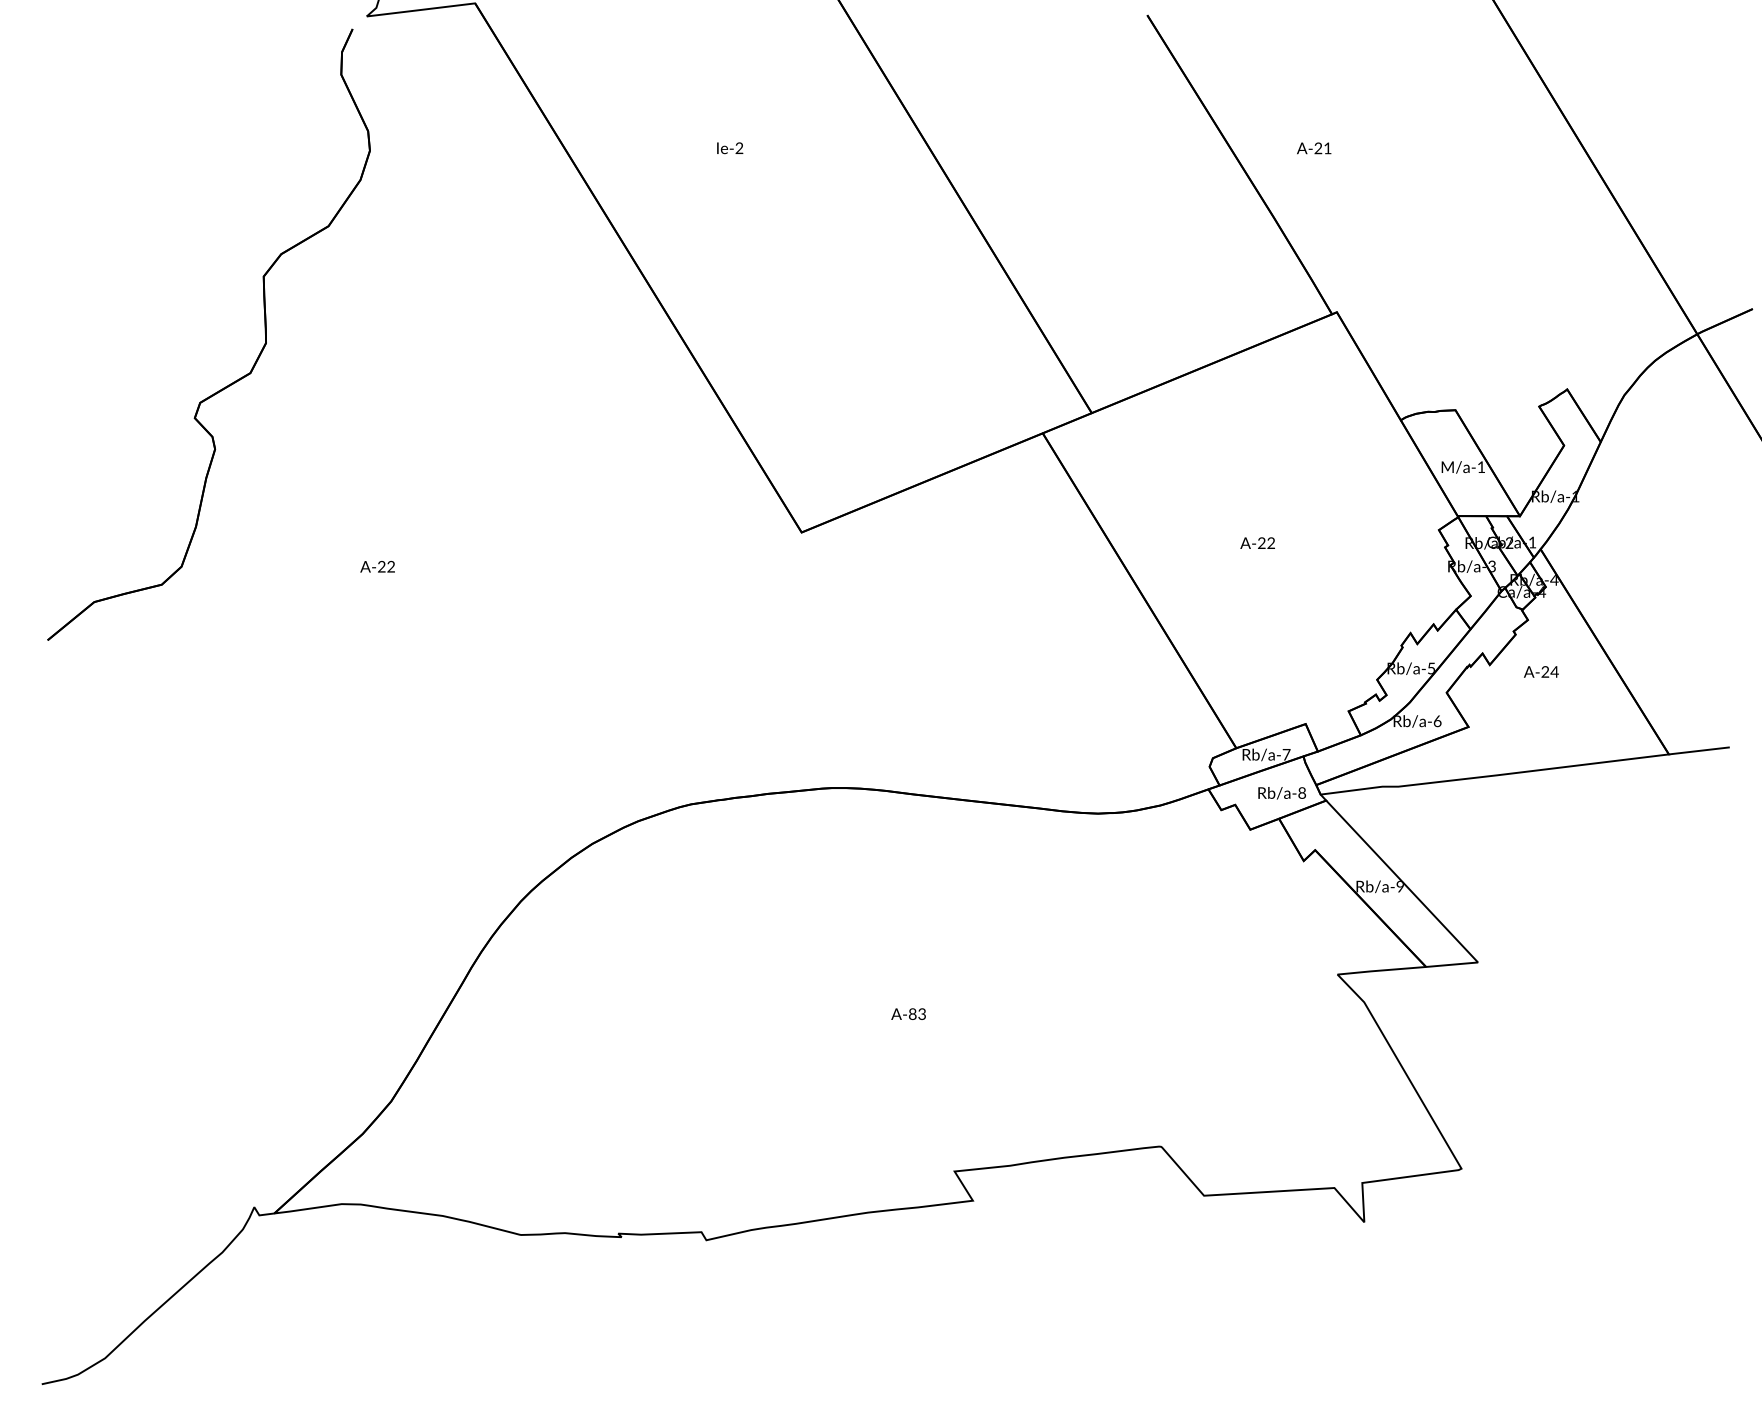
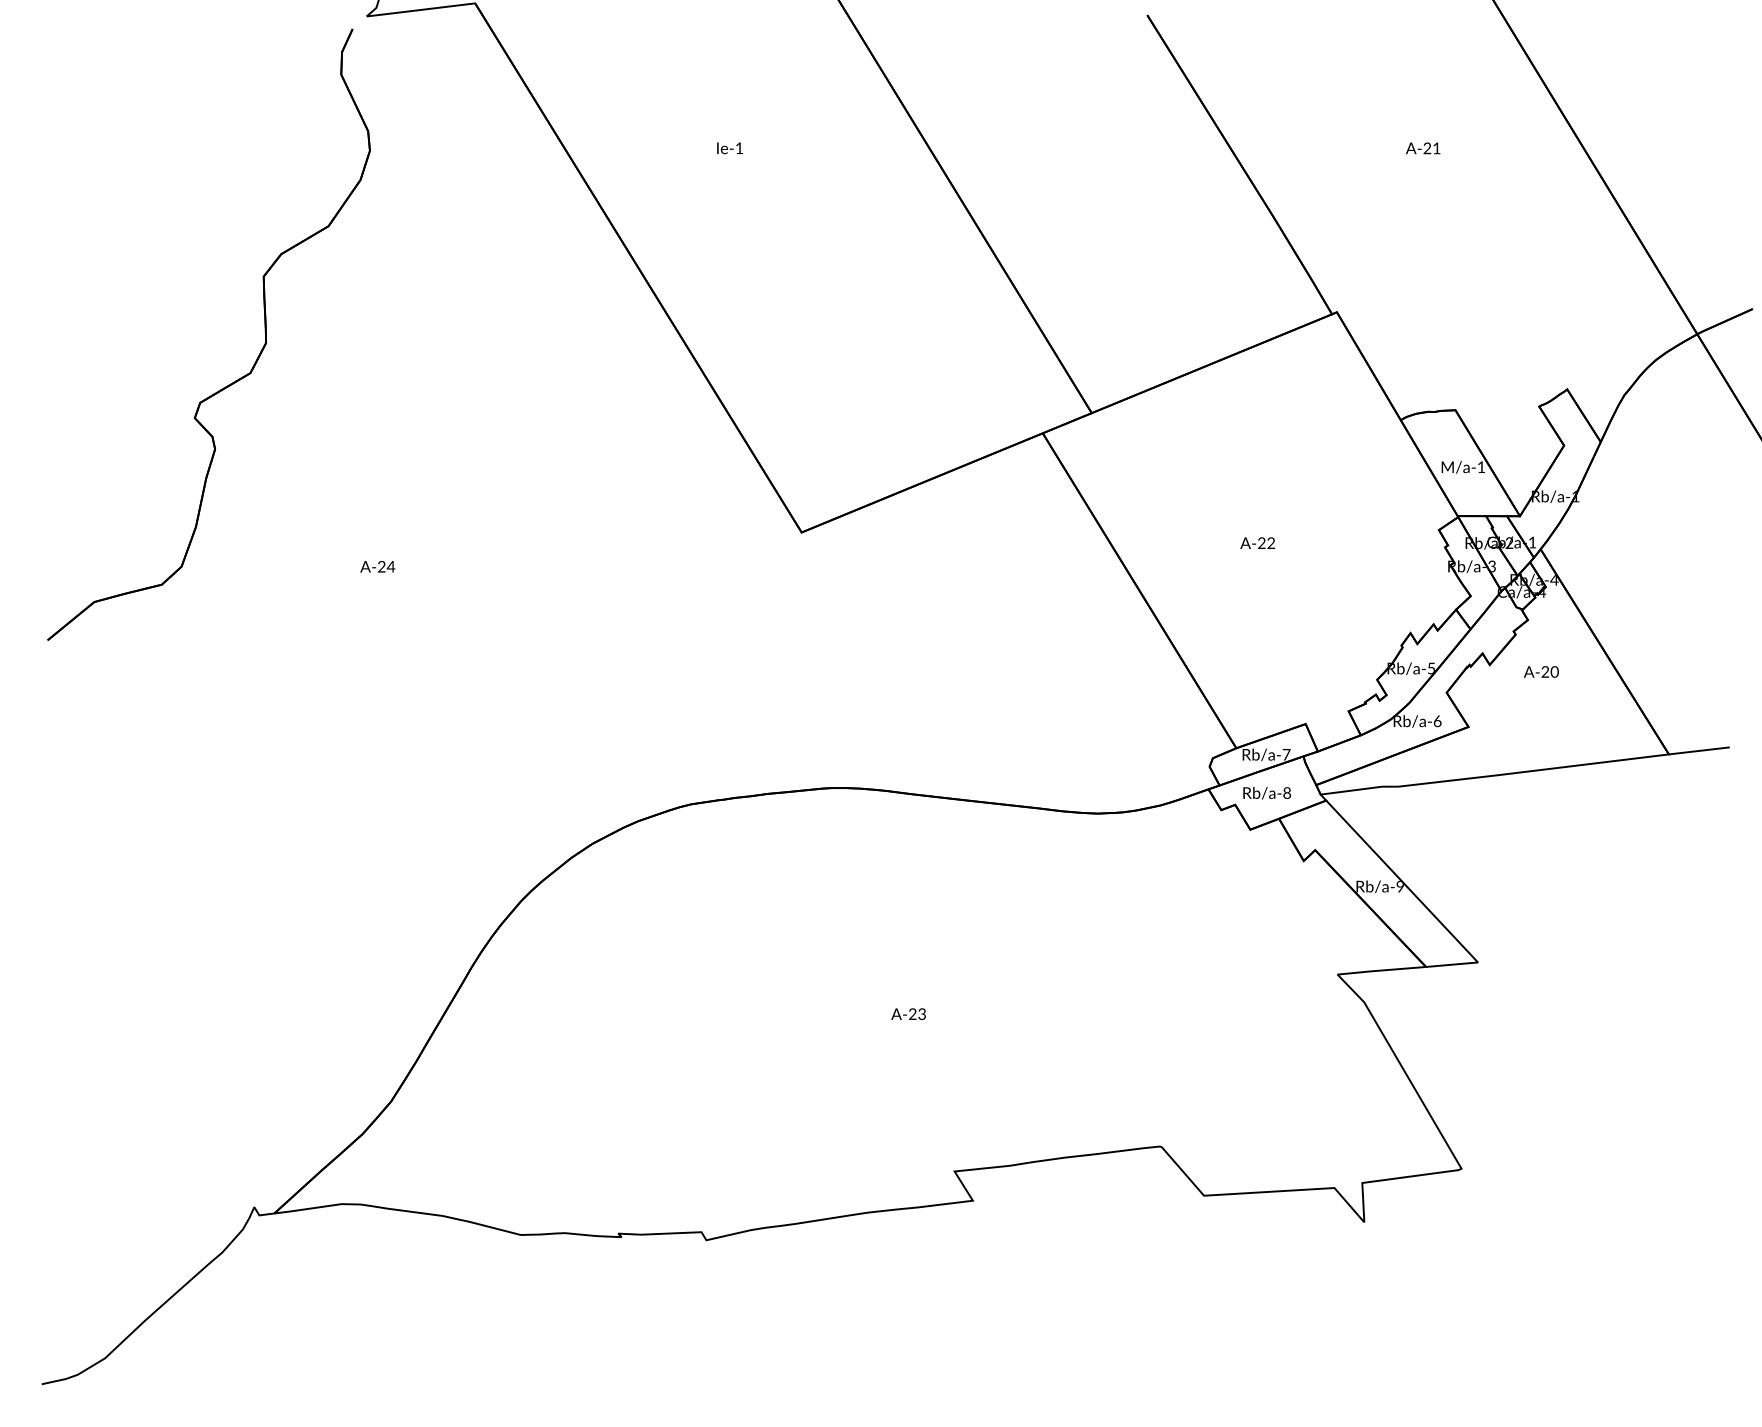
text: Ie-2 -> Ie-1 (739, 147)
text position: (1314, 148) -> (1423, 148) (1423, 148)
text: A-22 -> A-24 (390, 566)
text: A-24 -> A-20 (1554, 671)
text position: (1281, 793) -> (1266, 793) (1266, 793)
text: A-83 -> A-23 (912, 1014)
